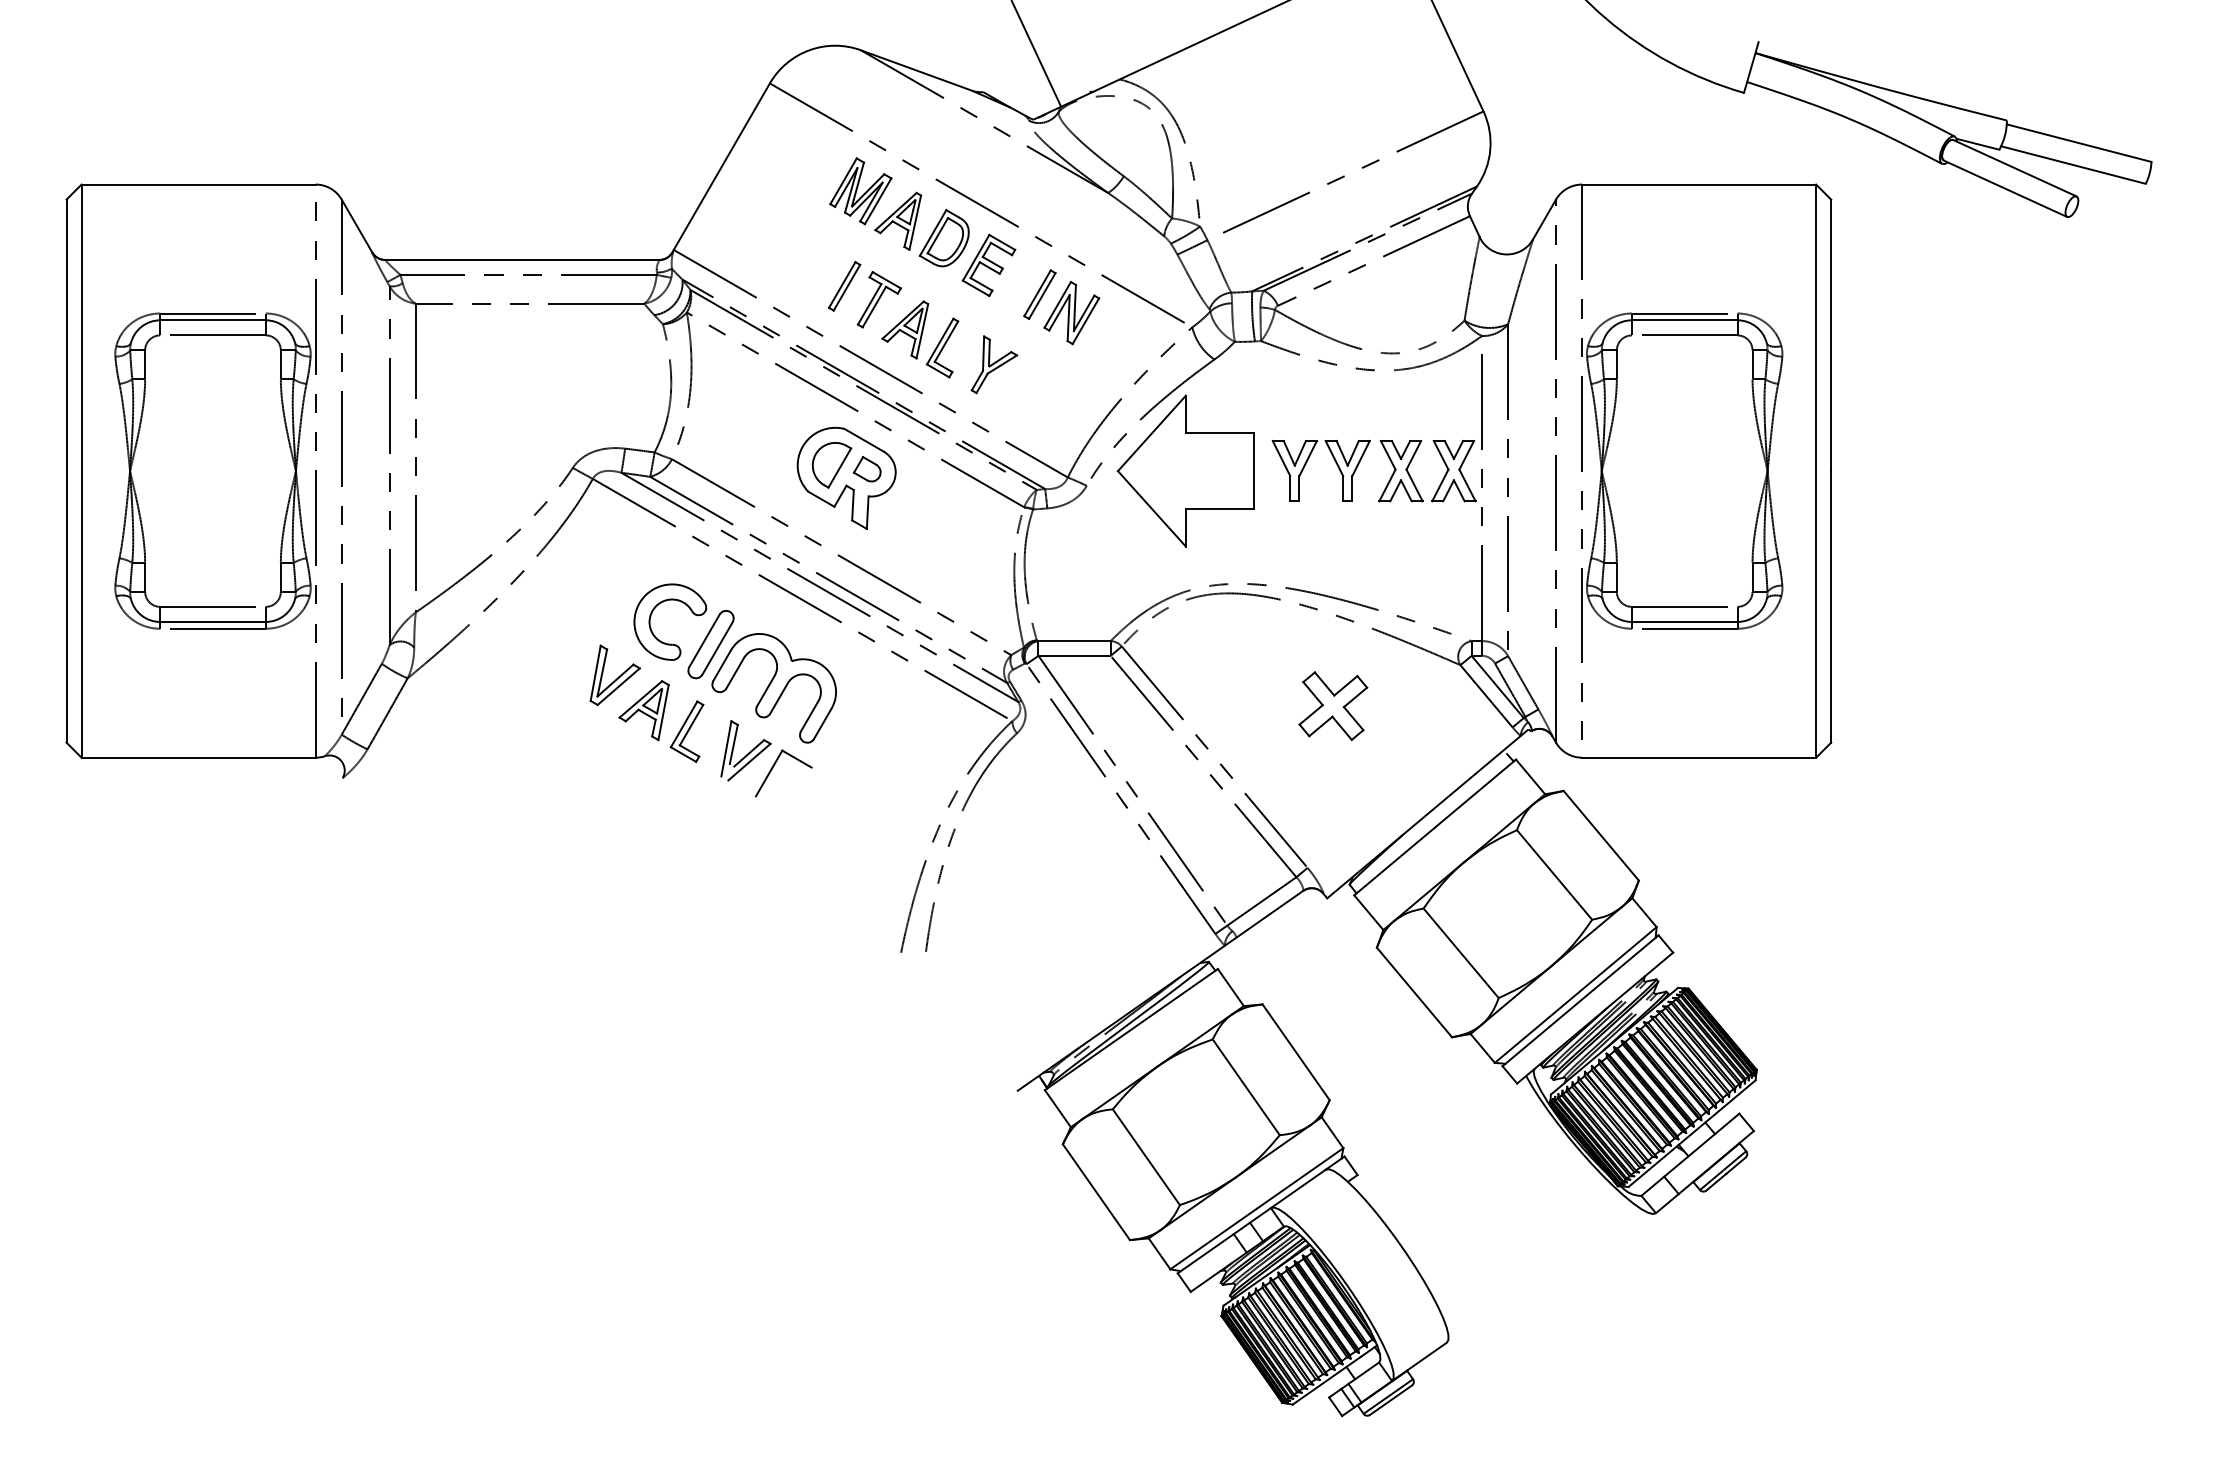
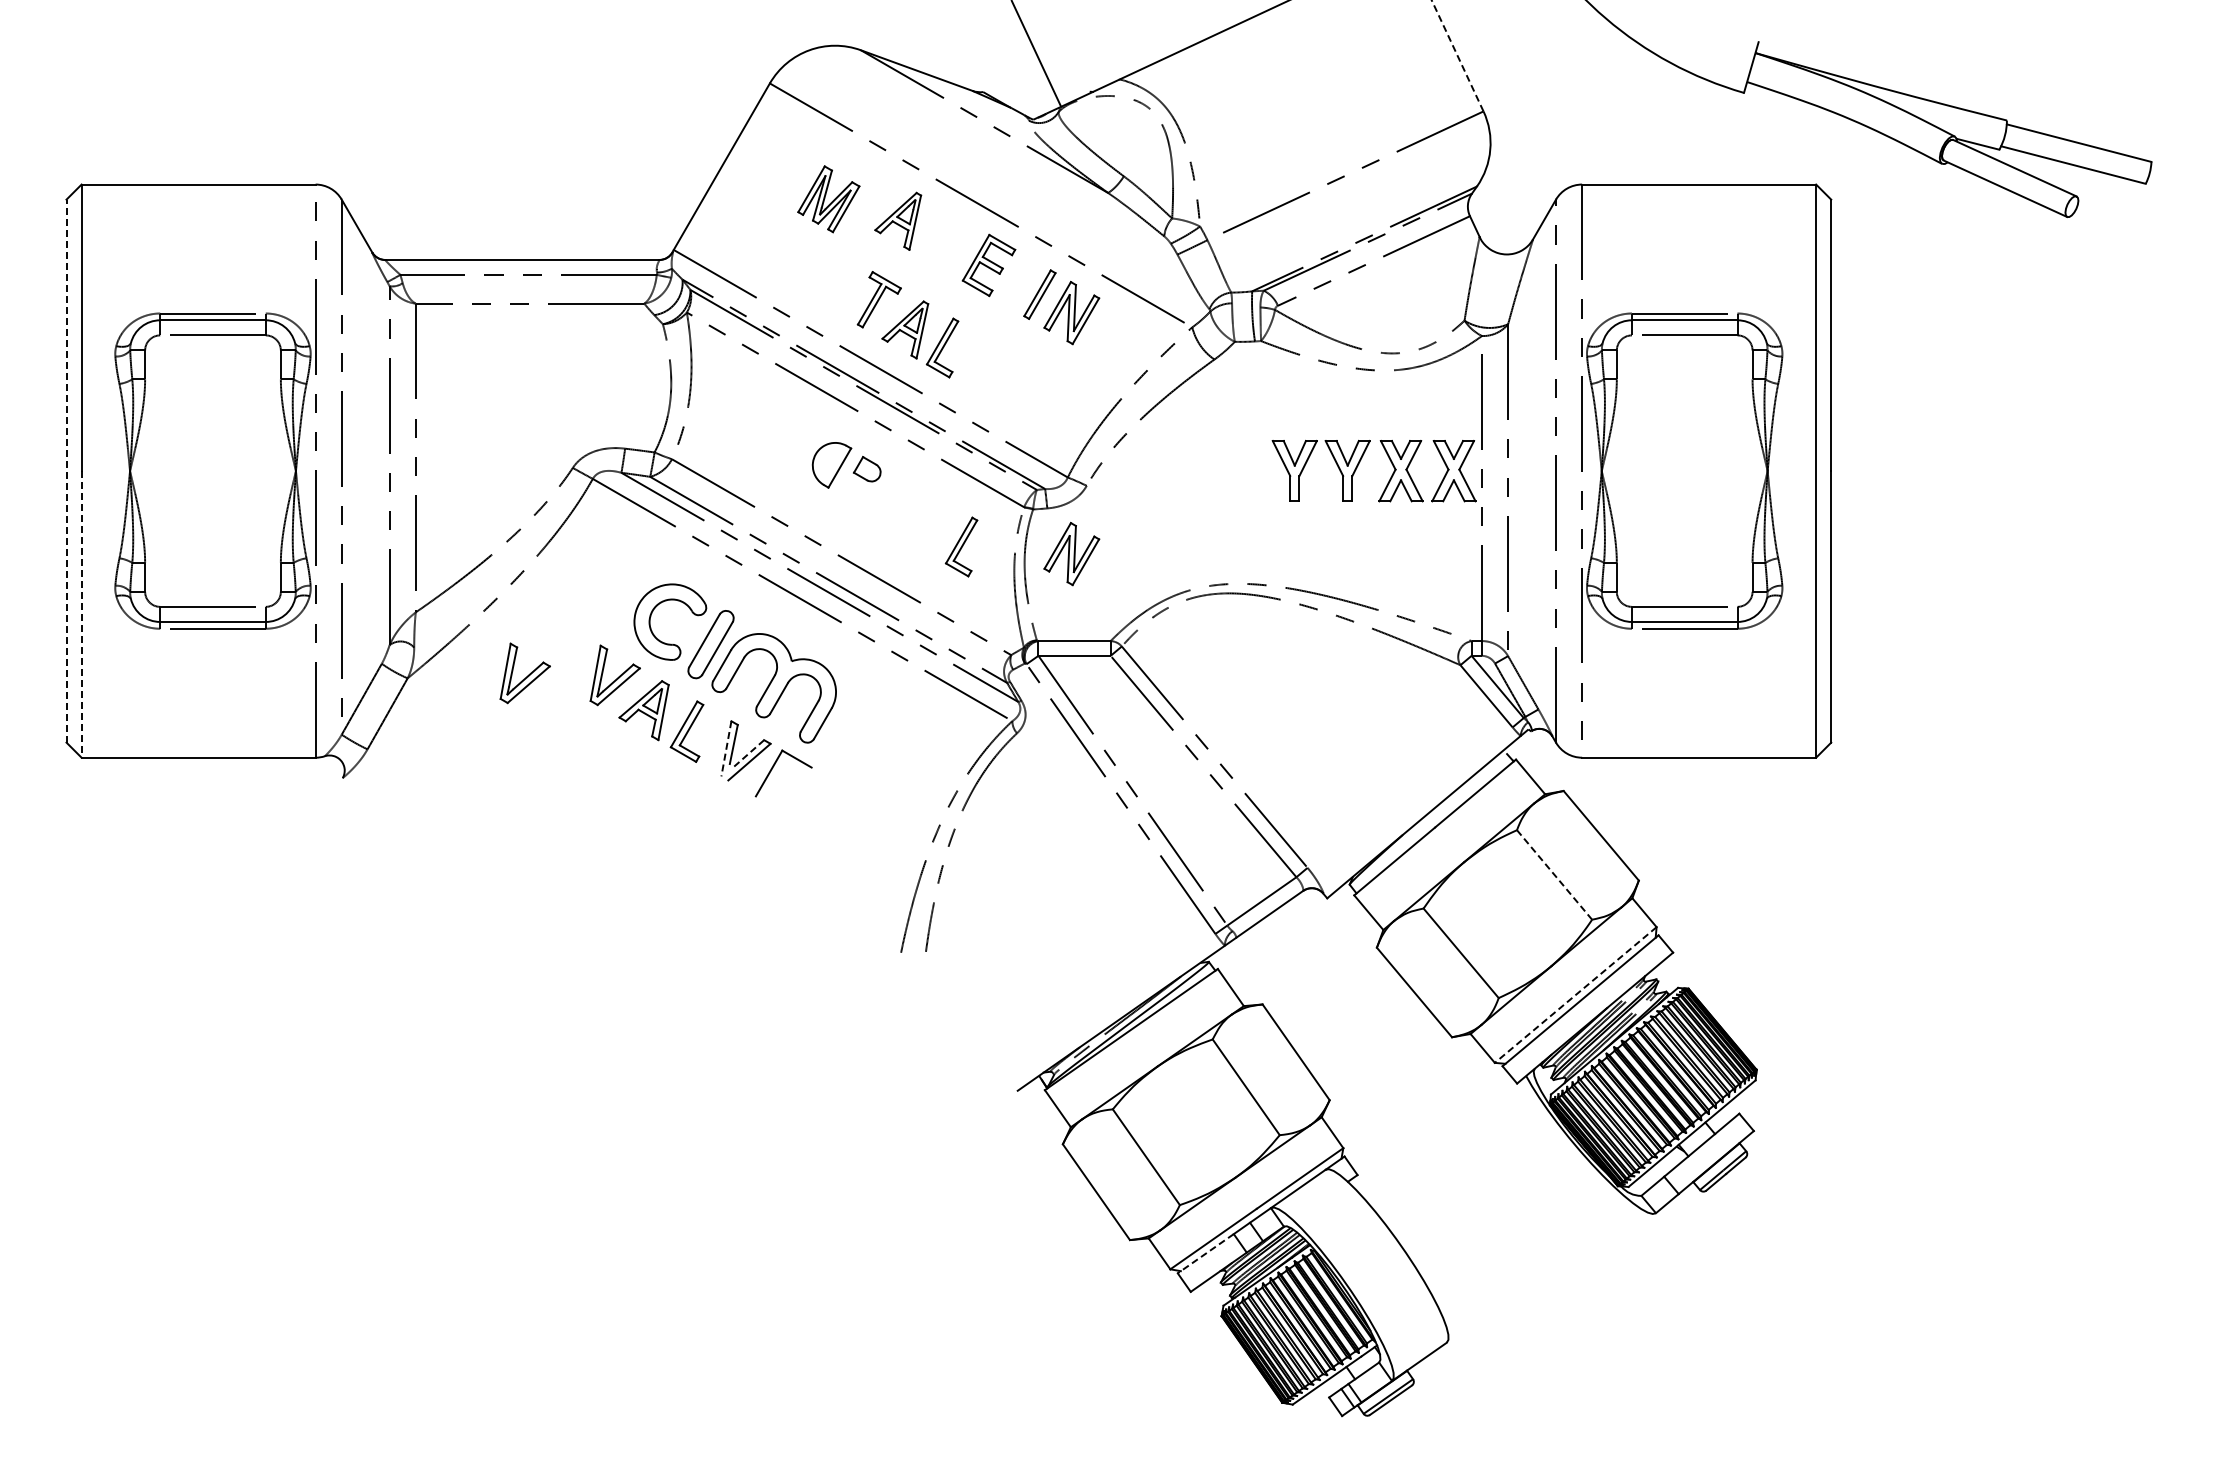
line: solid -> dashed (1457, 55)
part position: (860, 191) -> (828, 199) (828, 199)
part: present -> none (943, 238)
part: present -> none (844, 286)
part: present -> none (994, 364)
line: solid -> dashed (66, 470)
part: present -> none (1185, 470)
part: present -> none (846, 477)
part: none -> present (961, 546)
part: none -> present (1071, 554)
line: solid -> dashed (81, 614)
part: none -> present (524, 673)
part: present -> none (1333, 706)
line: solid -> dashed (726, 749)
line: solid -> dashed (749, 753)
line: solid -> dashed (1554, 875)
line: solid -> dashed (1575, 995)
line: solid -> dashed (1205, 1254)
